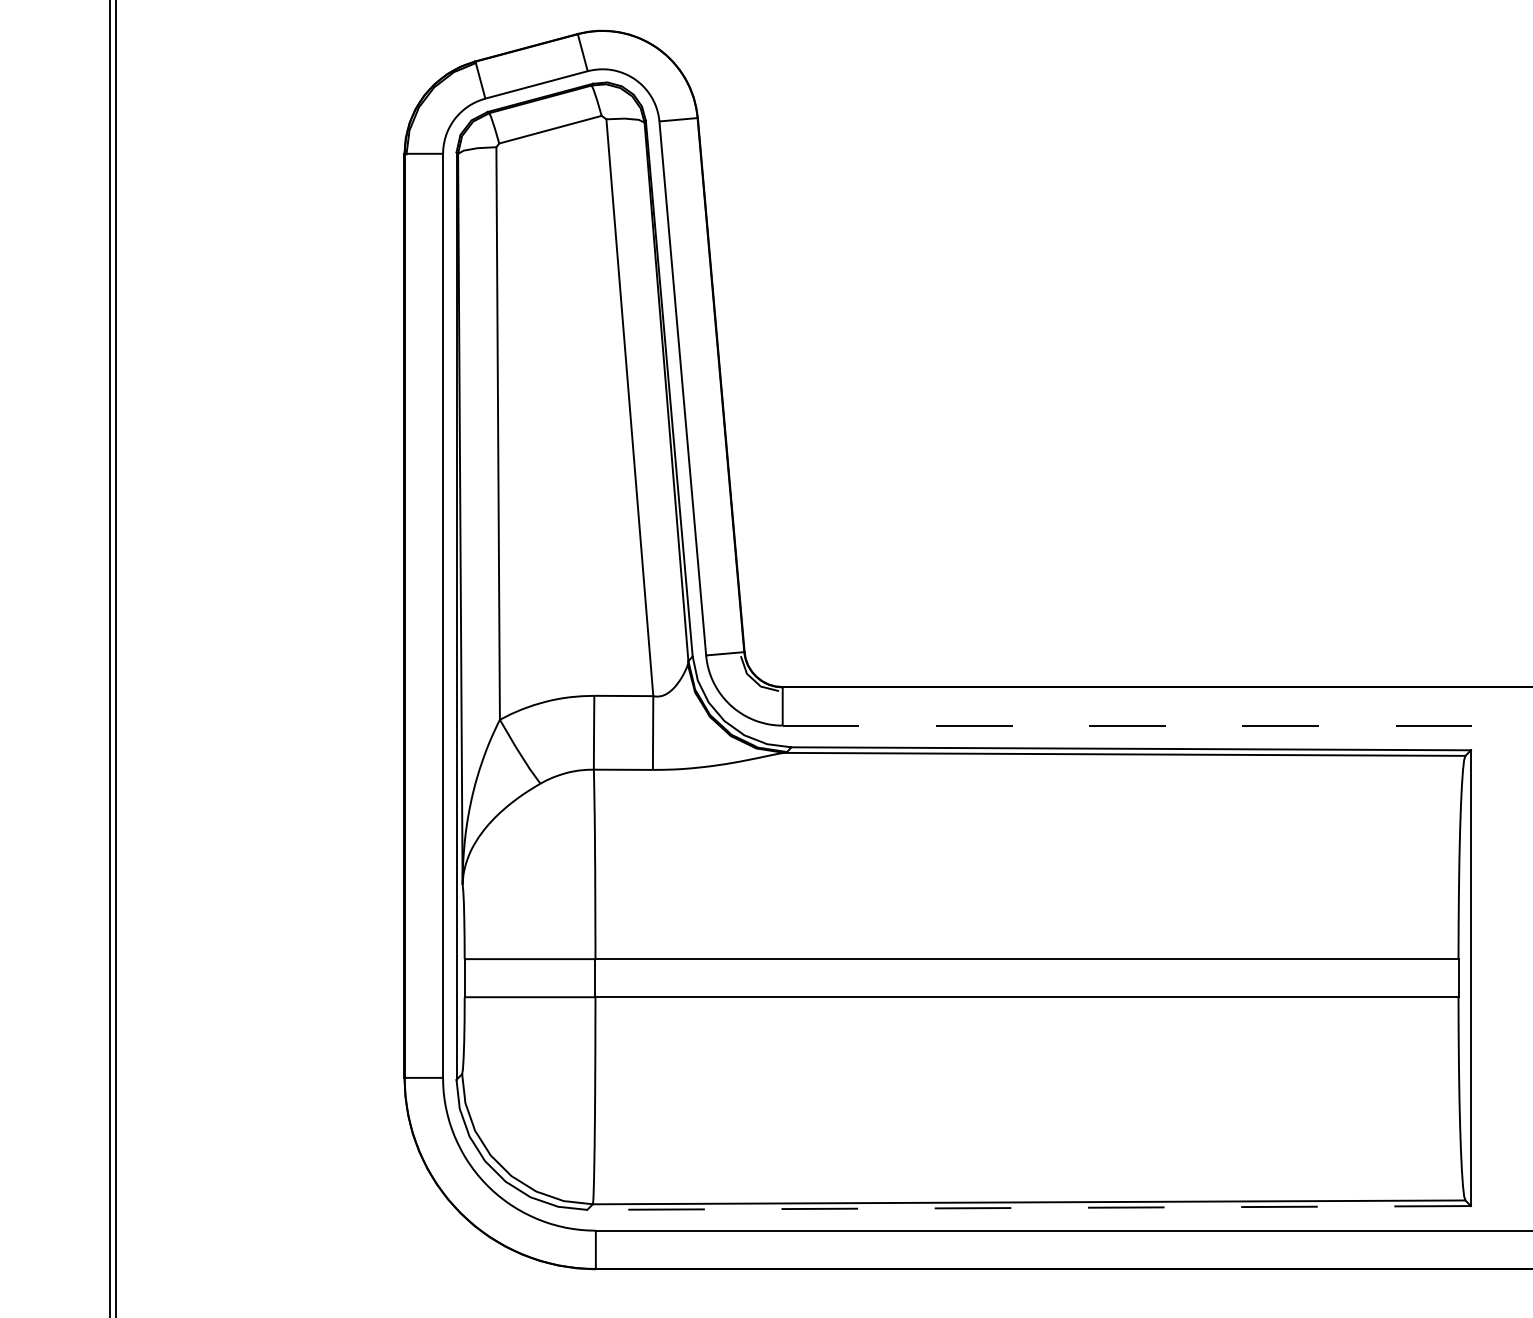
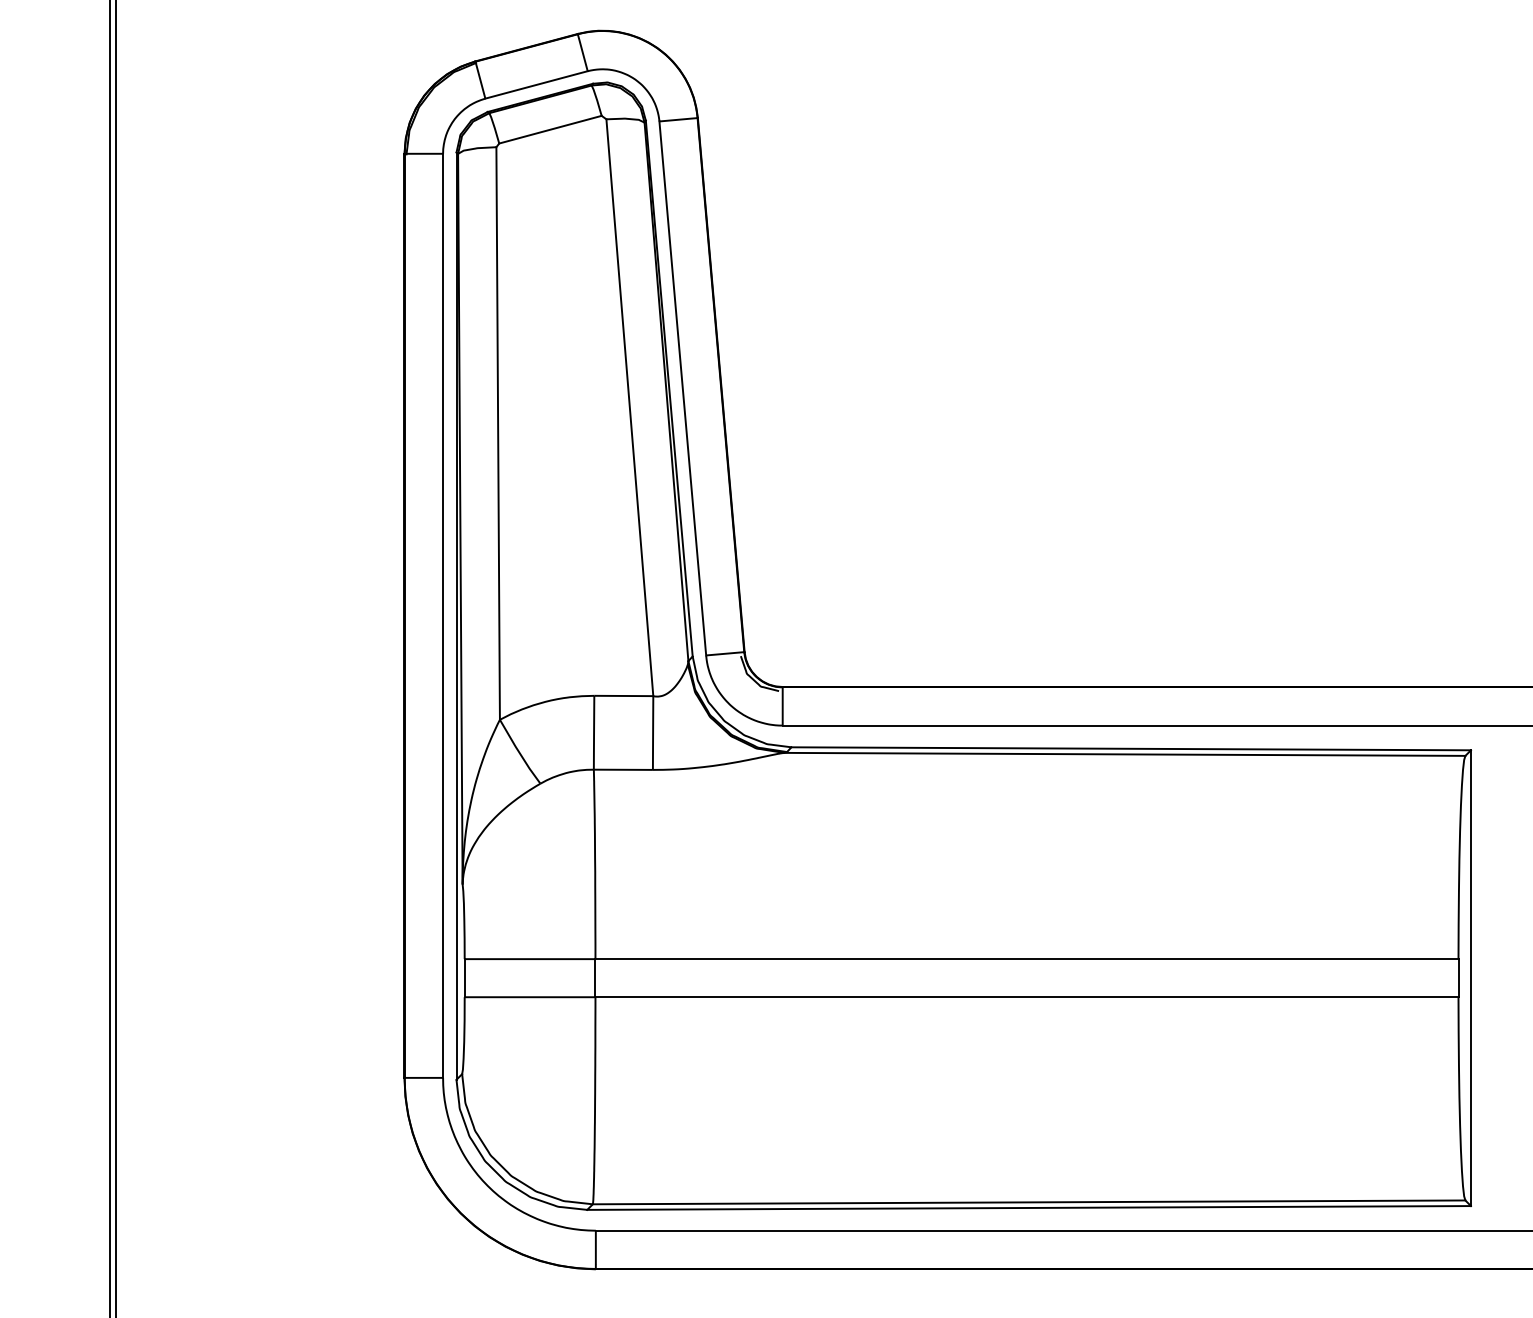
line: dashed -> solid (1157, 725)
line: dashed -> solid (1029, 1207)
